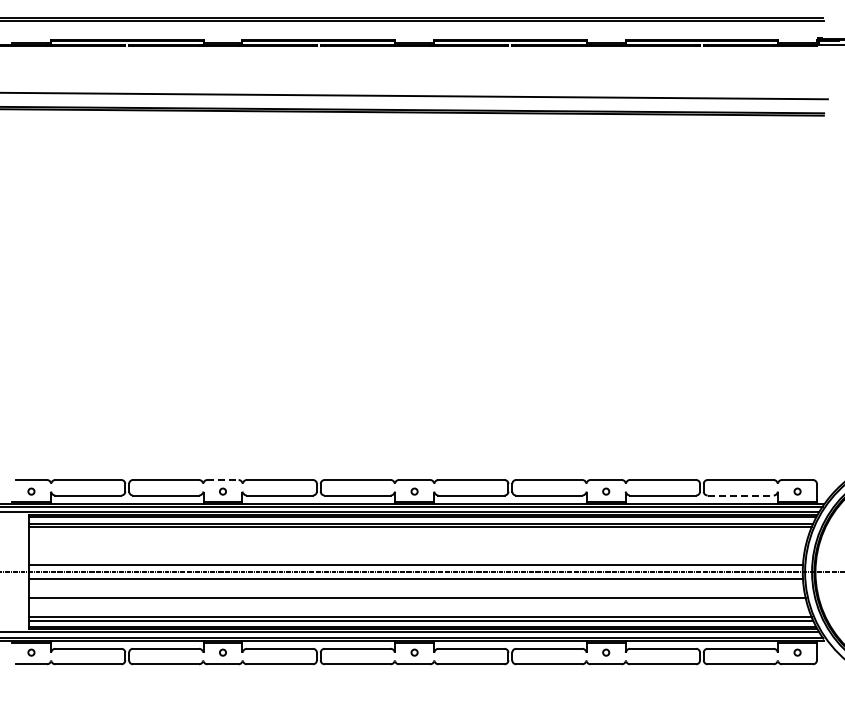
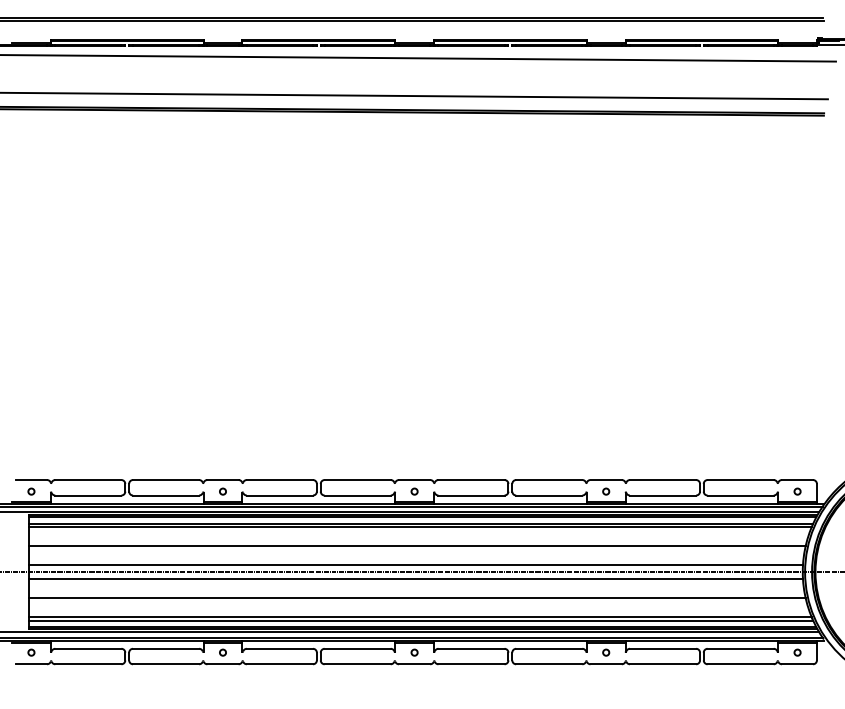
line: none -> present (418, 58)
line: dashed -> solid (222, 480)
line: dashed -> solid (741, 495)
line: none -> present (416, 545)
